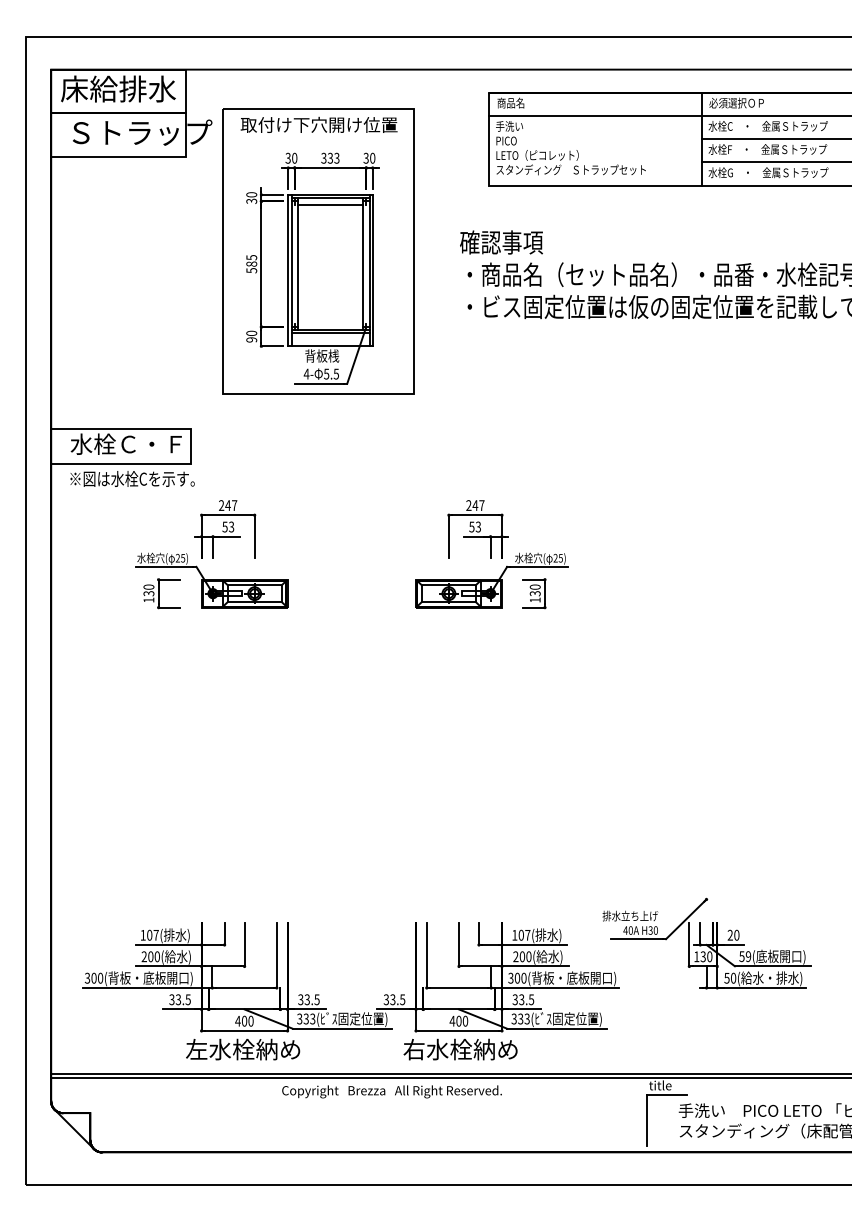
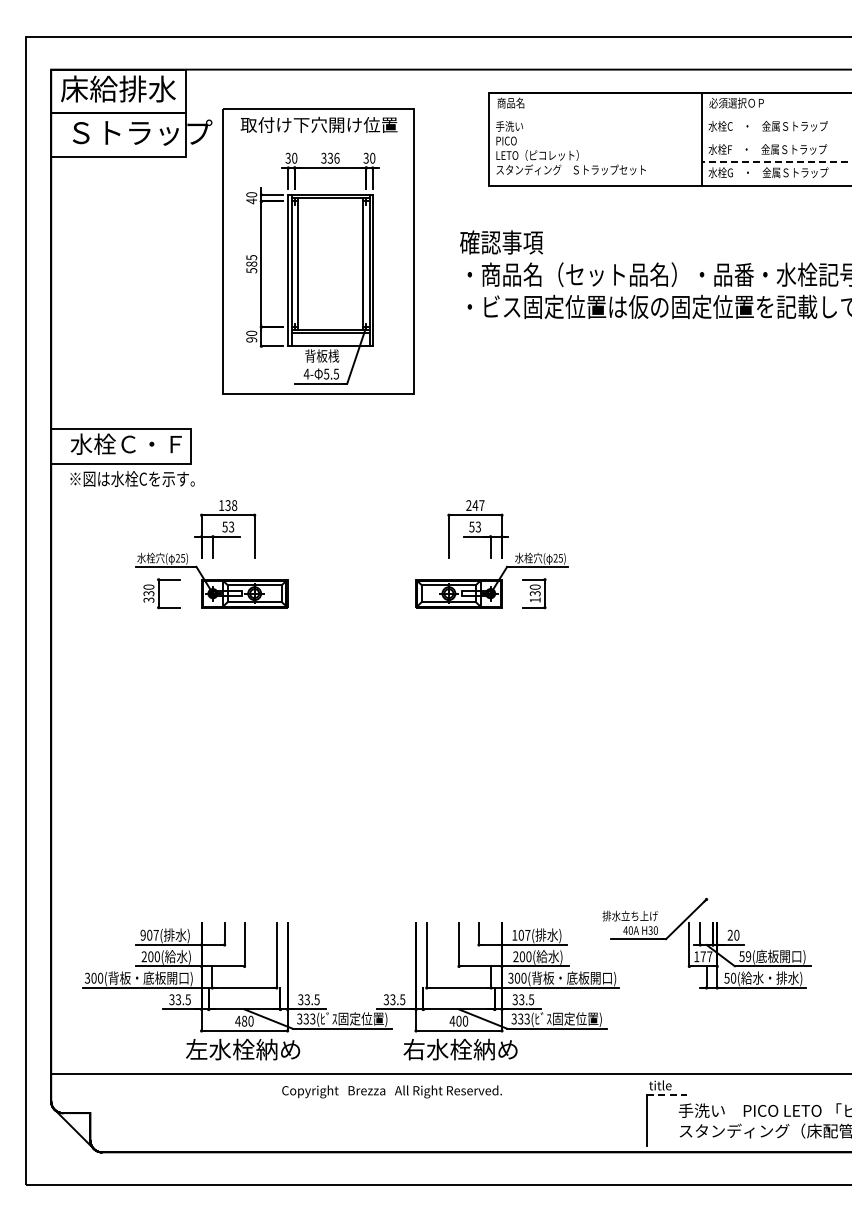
line: present -> none (668, 116)
line: present -> none (774, 139)
text: 333 -> 336 (336, 157)
line: solid -> dashed (776, 162)
text: 30 -> 40 (251, 201)
line: present -> none (330, 204)
text: 247 -> 138 (228, 505)
text: 130 -> 330 (148, 599)
text: 107( -> 907( (142, 934)
text: 130 -> 177 (706, 956)
text: 400 -> 480 (244, 1021)
line: present -> none (449, 1077)
line: solid -> dashed (667, 1094)
